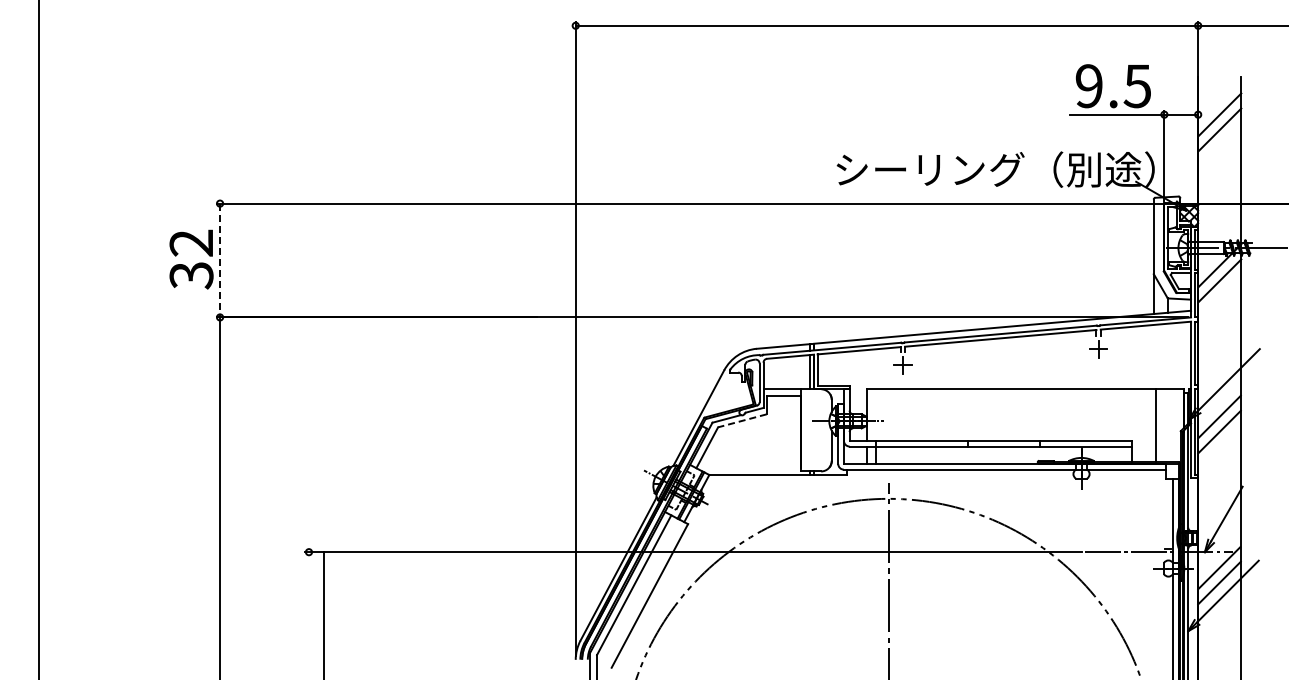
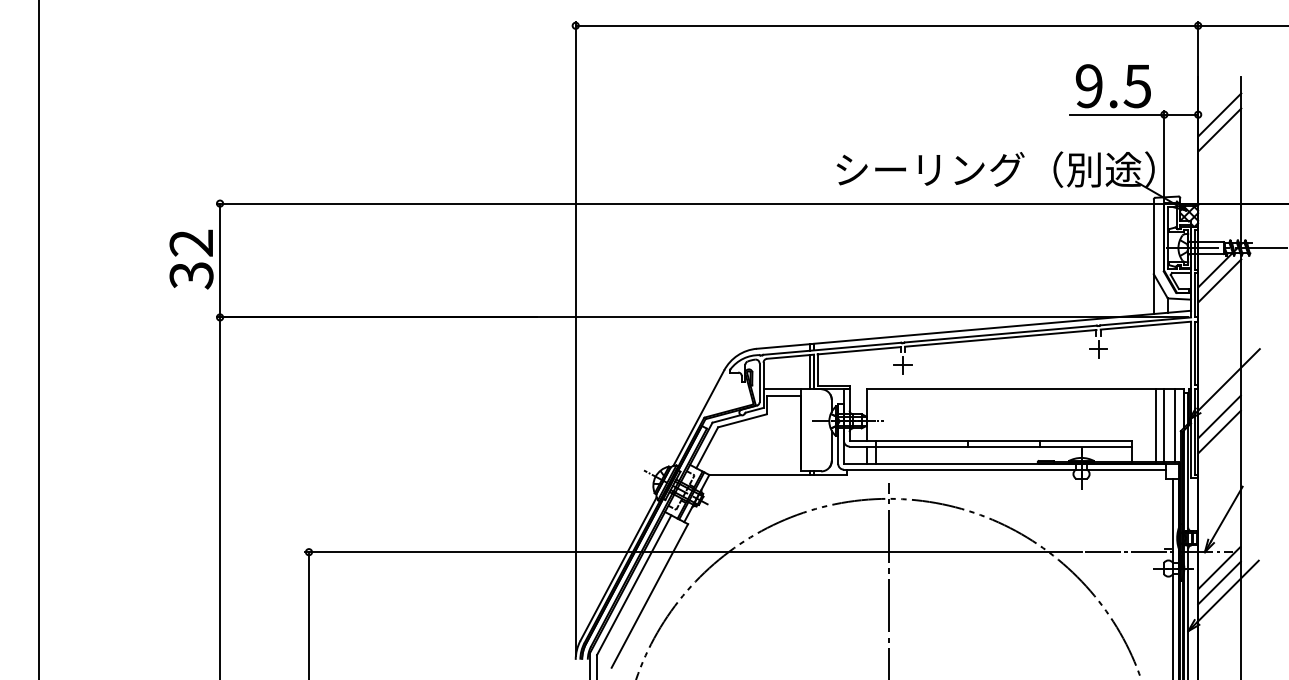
line: dashed -> solid (220, 260)
line: dashed -> solid (741, 420)
line: none -> present (1164, 425)
line: none -> present (1175, 425)
line position: (323, 614) -> (308, 614) (308, 614)
